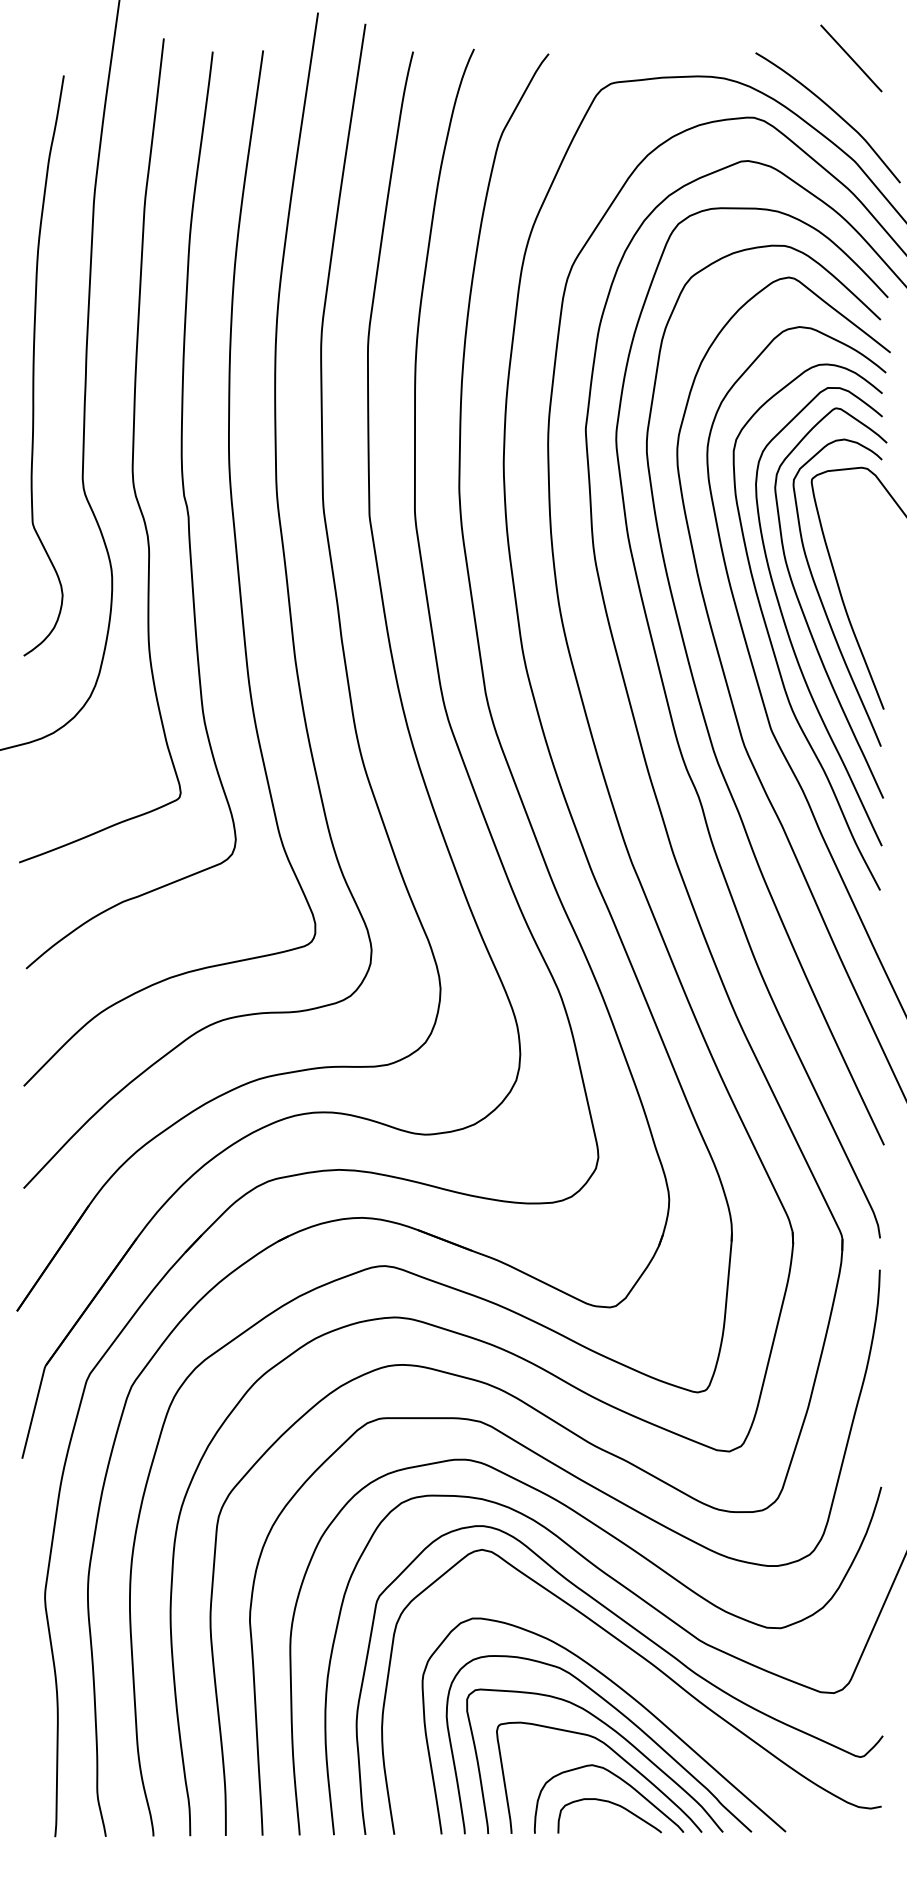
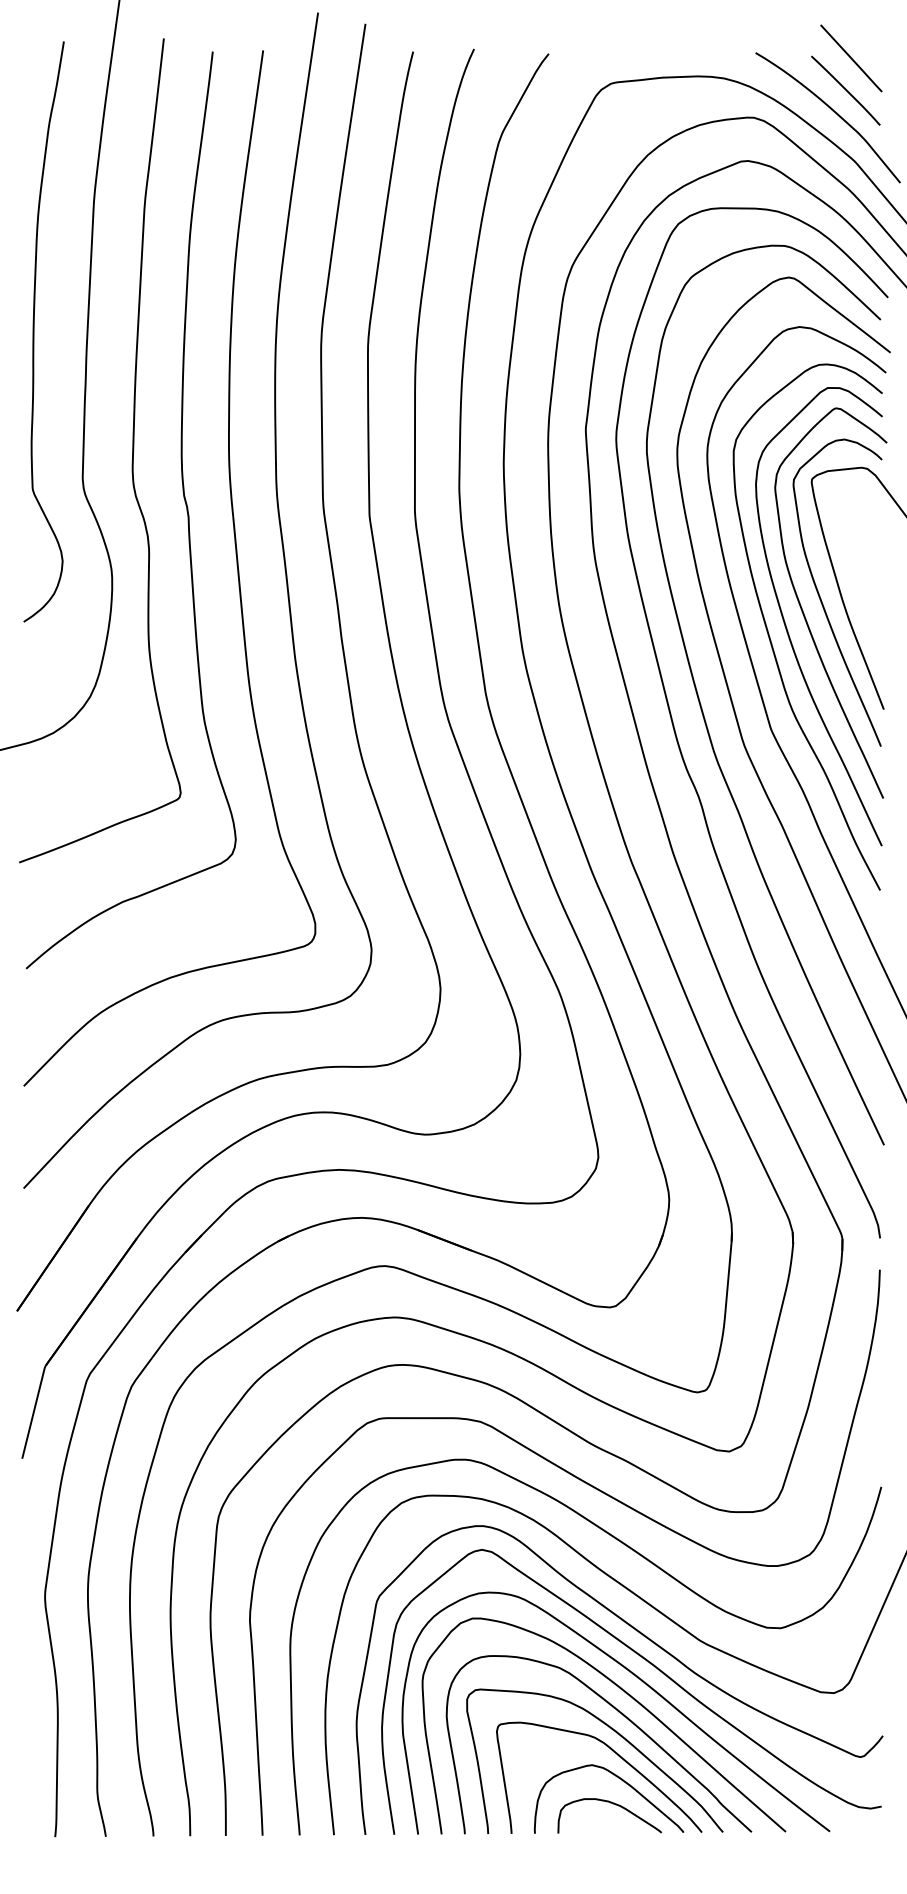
line: none -> present (845, 90)
curve position: (34, 365) -> (34, 331) (34, 331)
curve: none -> present (642, 1682)
